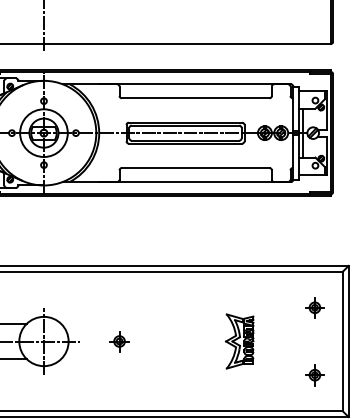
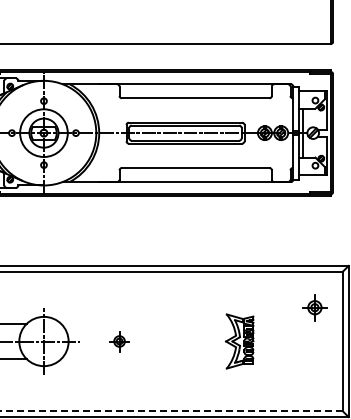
line: present -> none (43, 26)
part size: 20x22 px -> 26x28 px (314, 307)
part: present -> none (314, 375)
line: solid -> dashed (171, 411)
